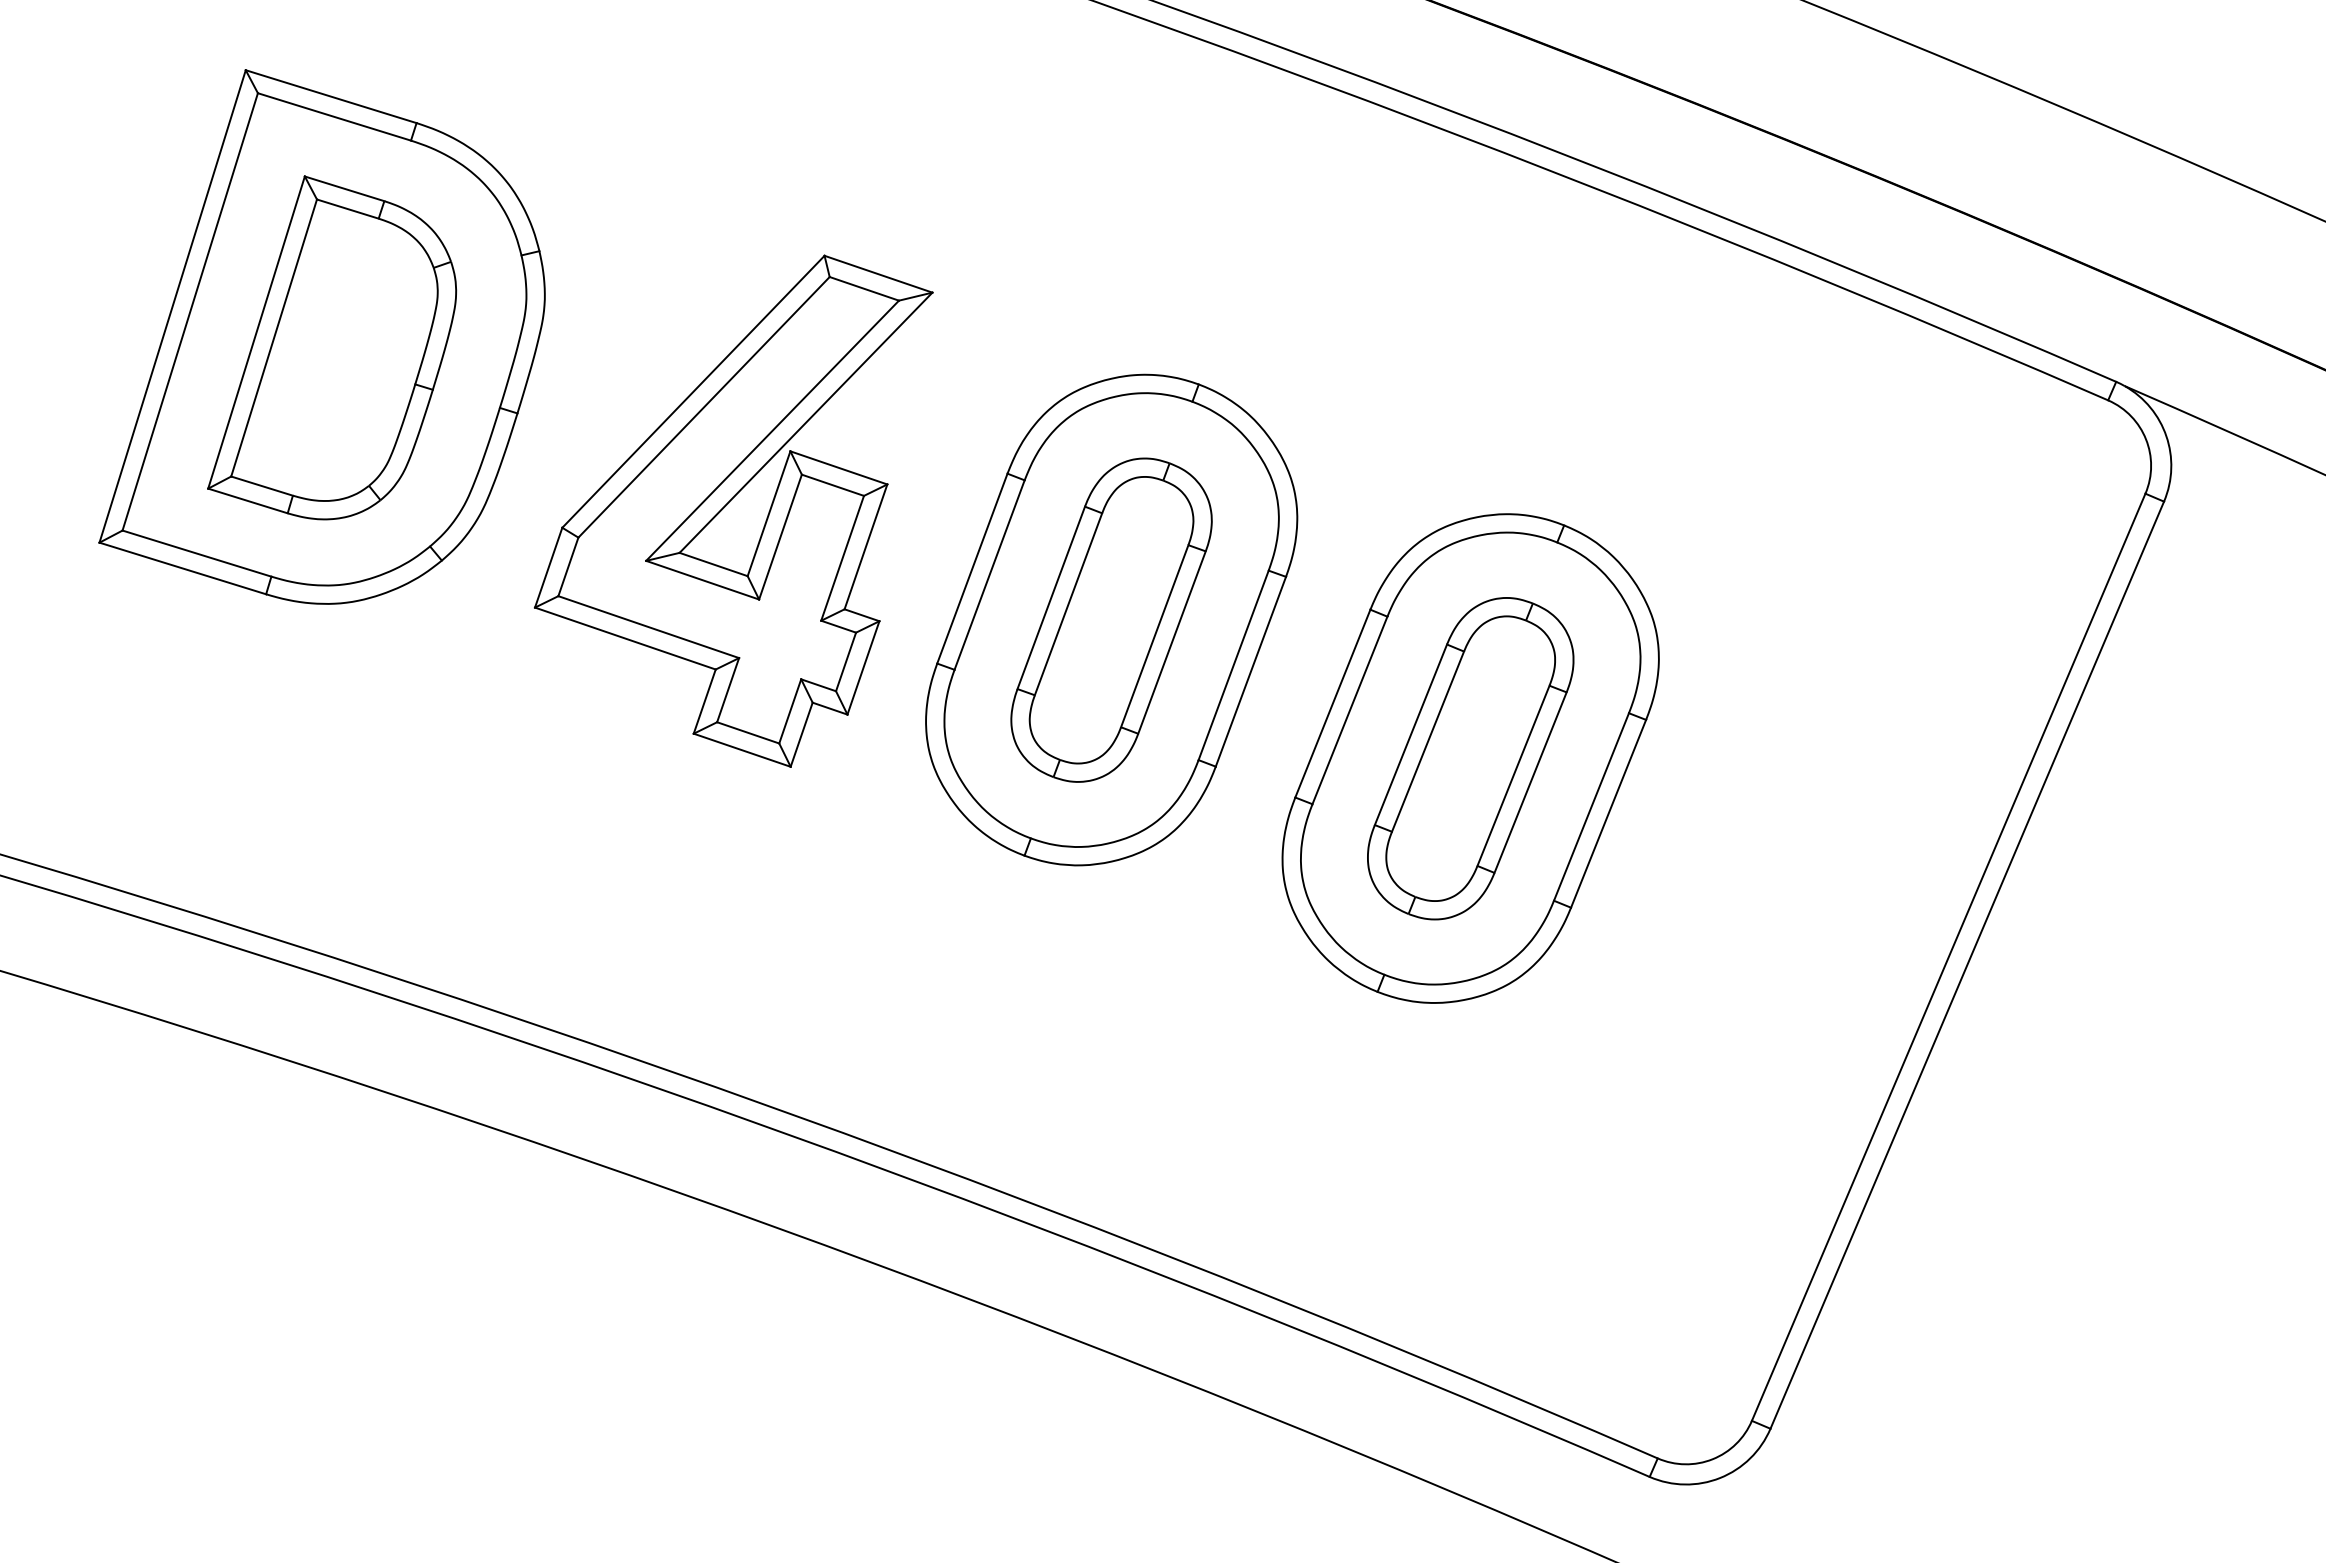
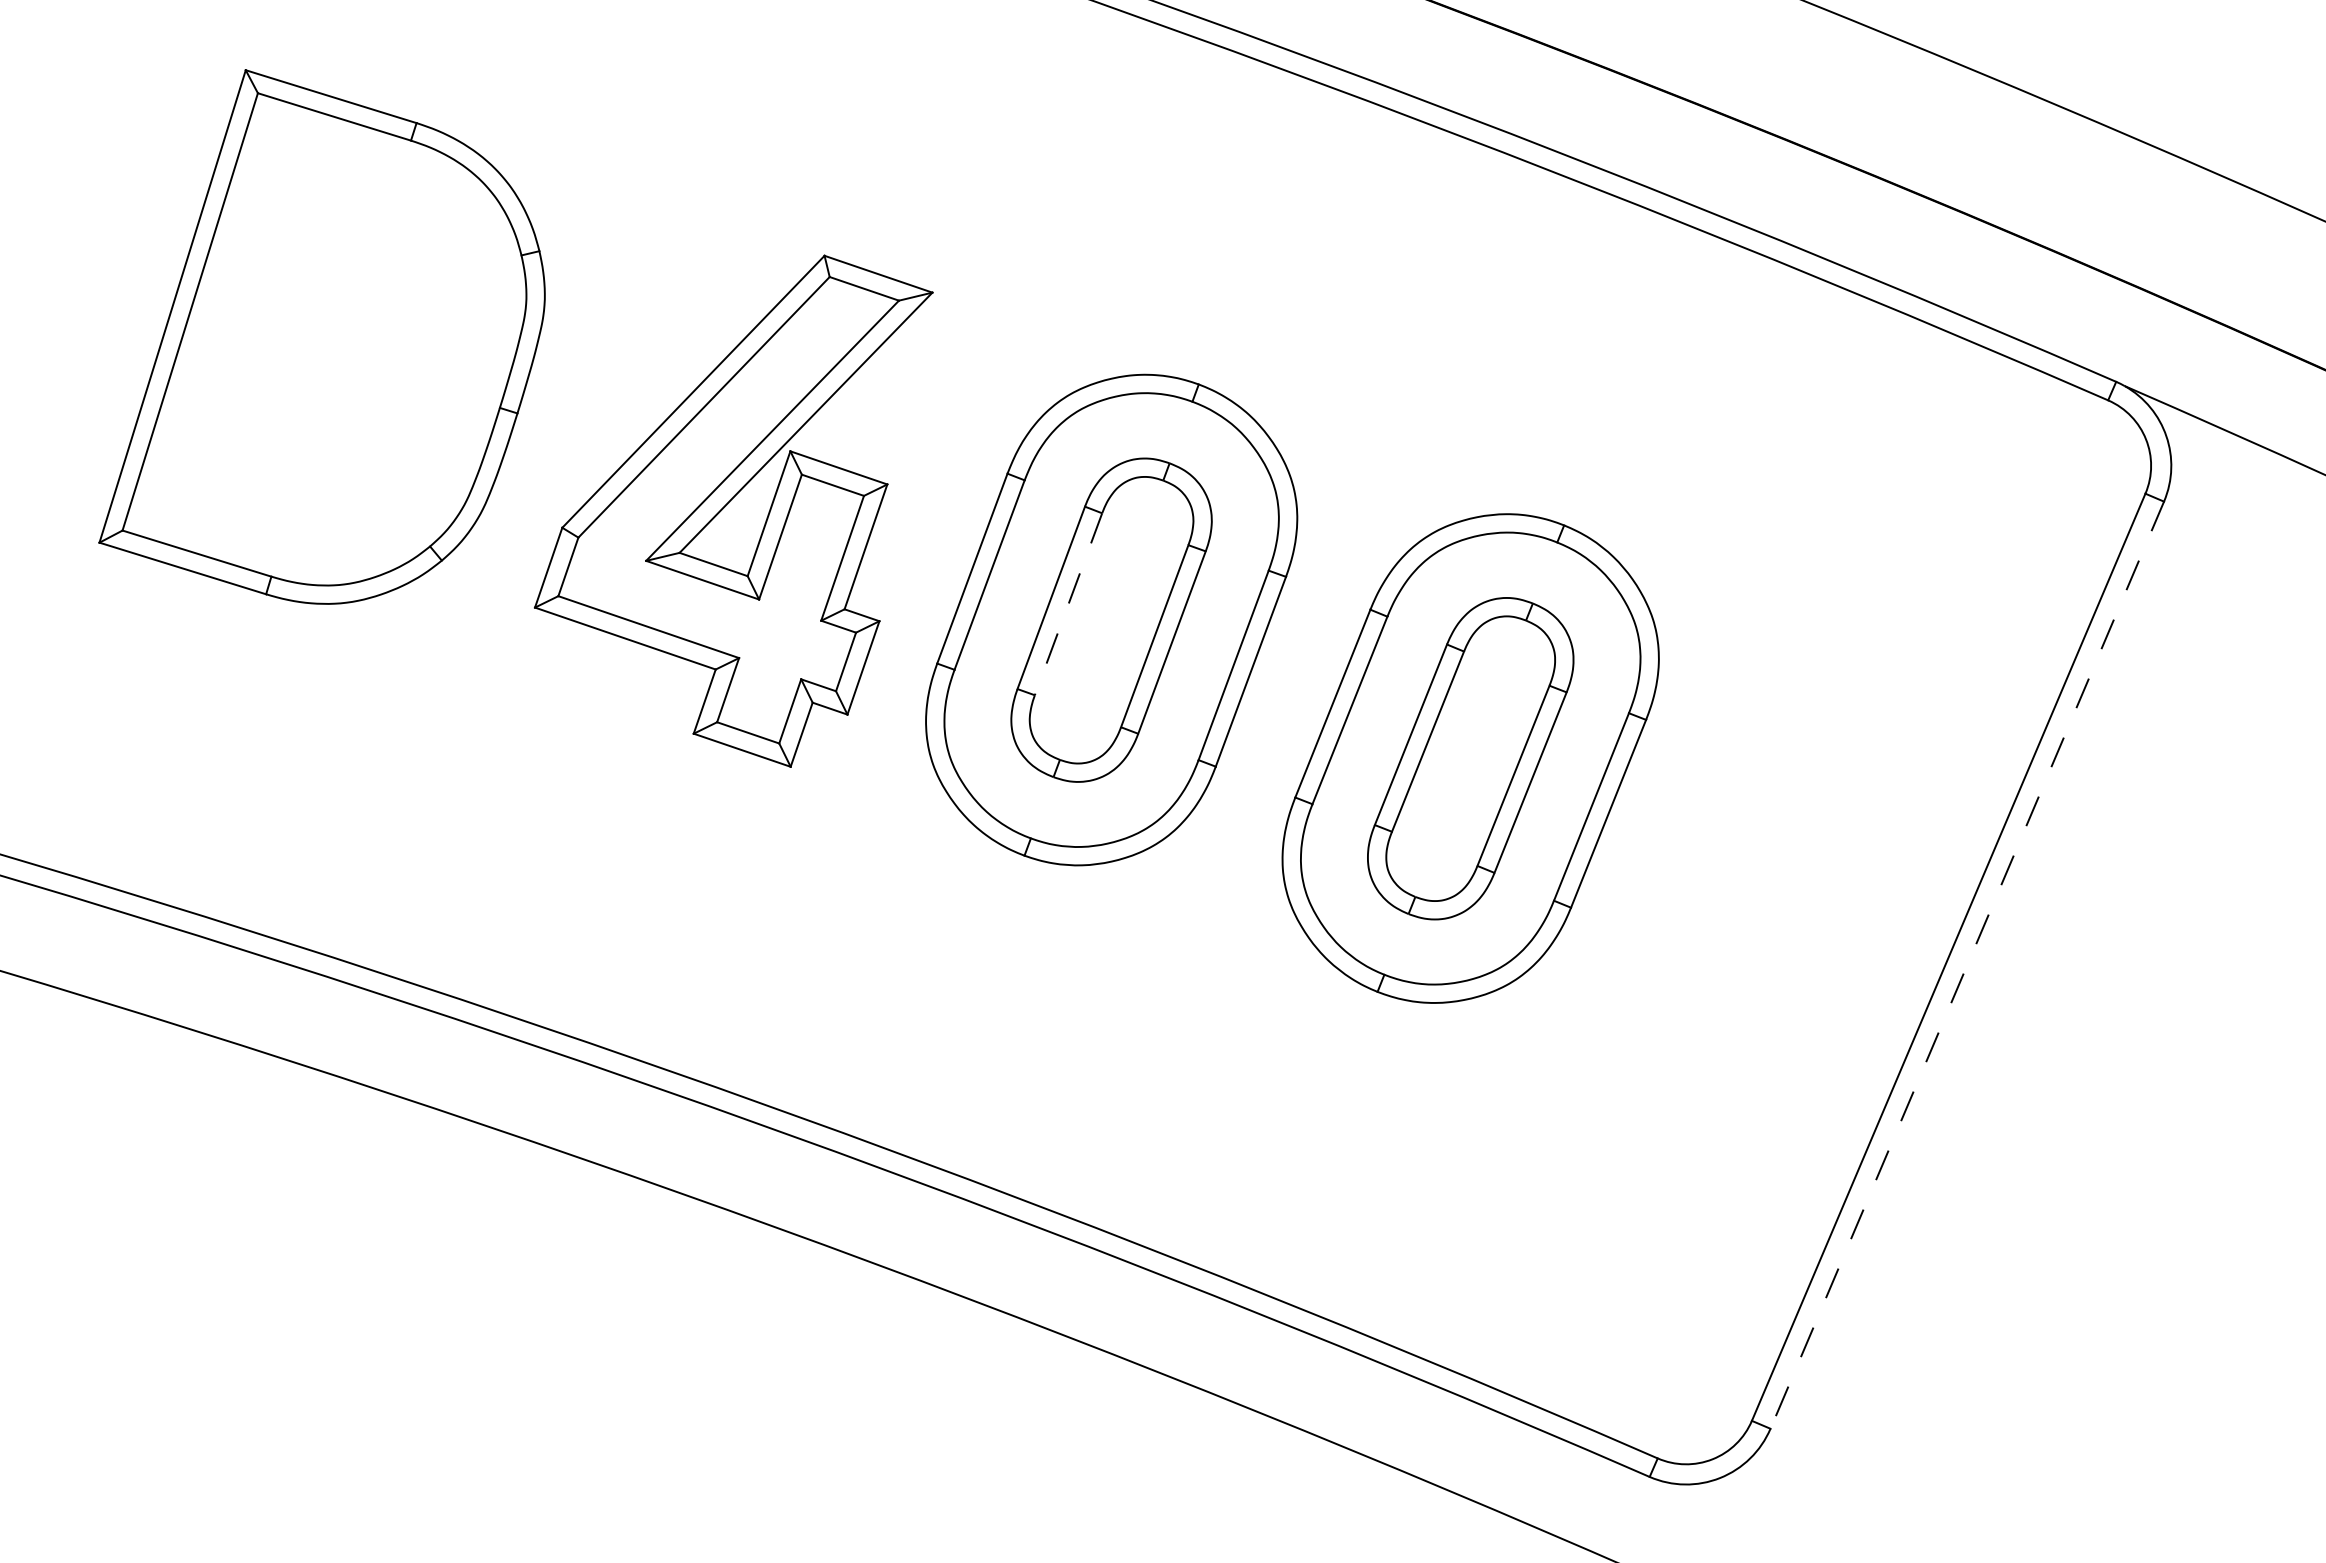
part: present -> none (332, 347)
line: solid -> dashed (1068, 604)
line: solid -> dashed (1967, 965)
